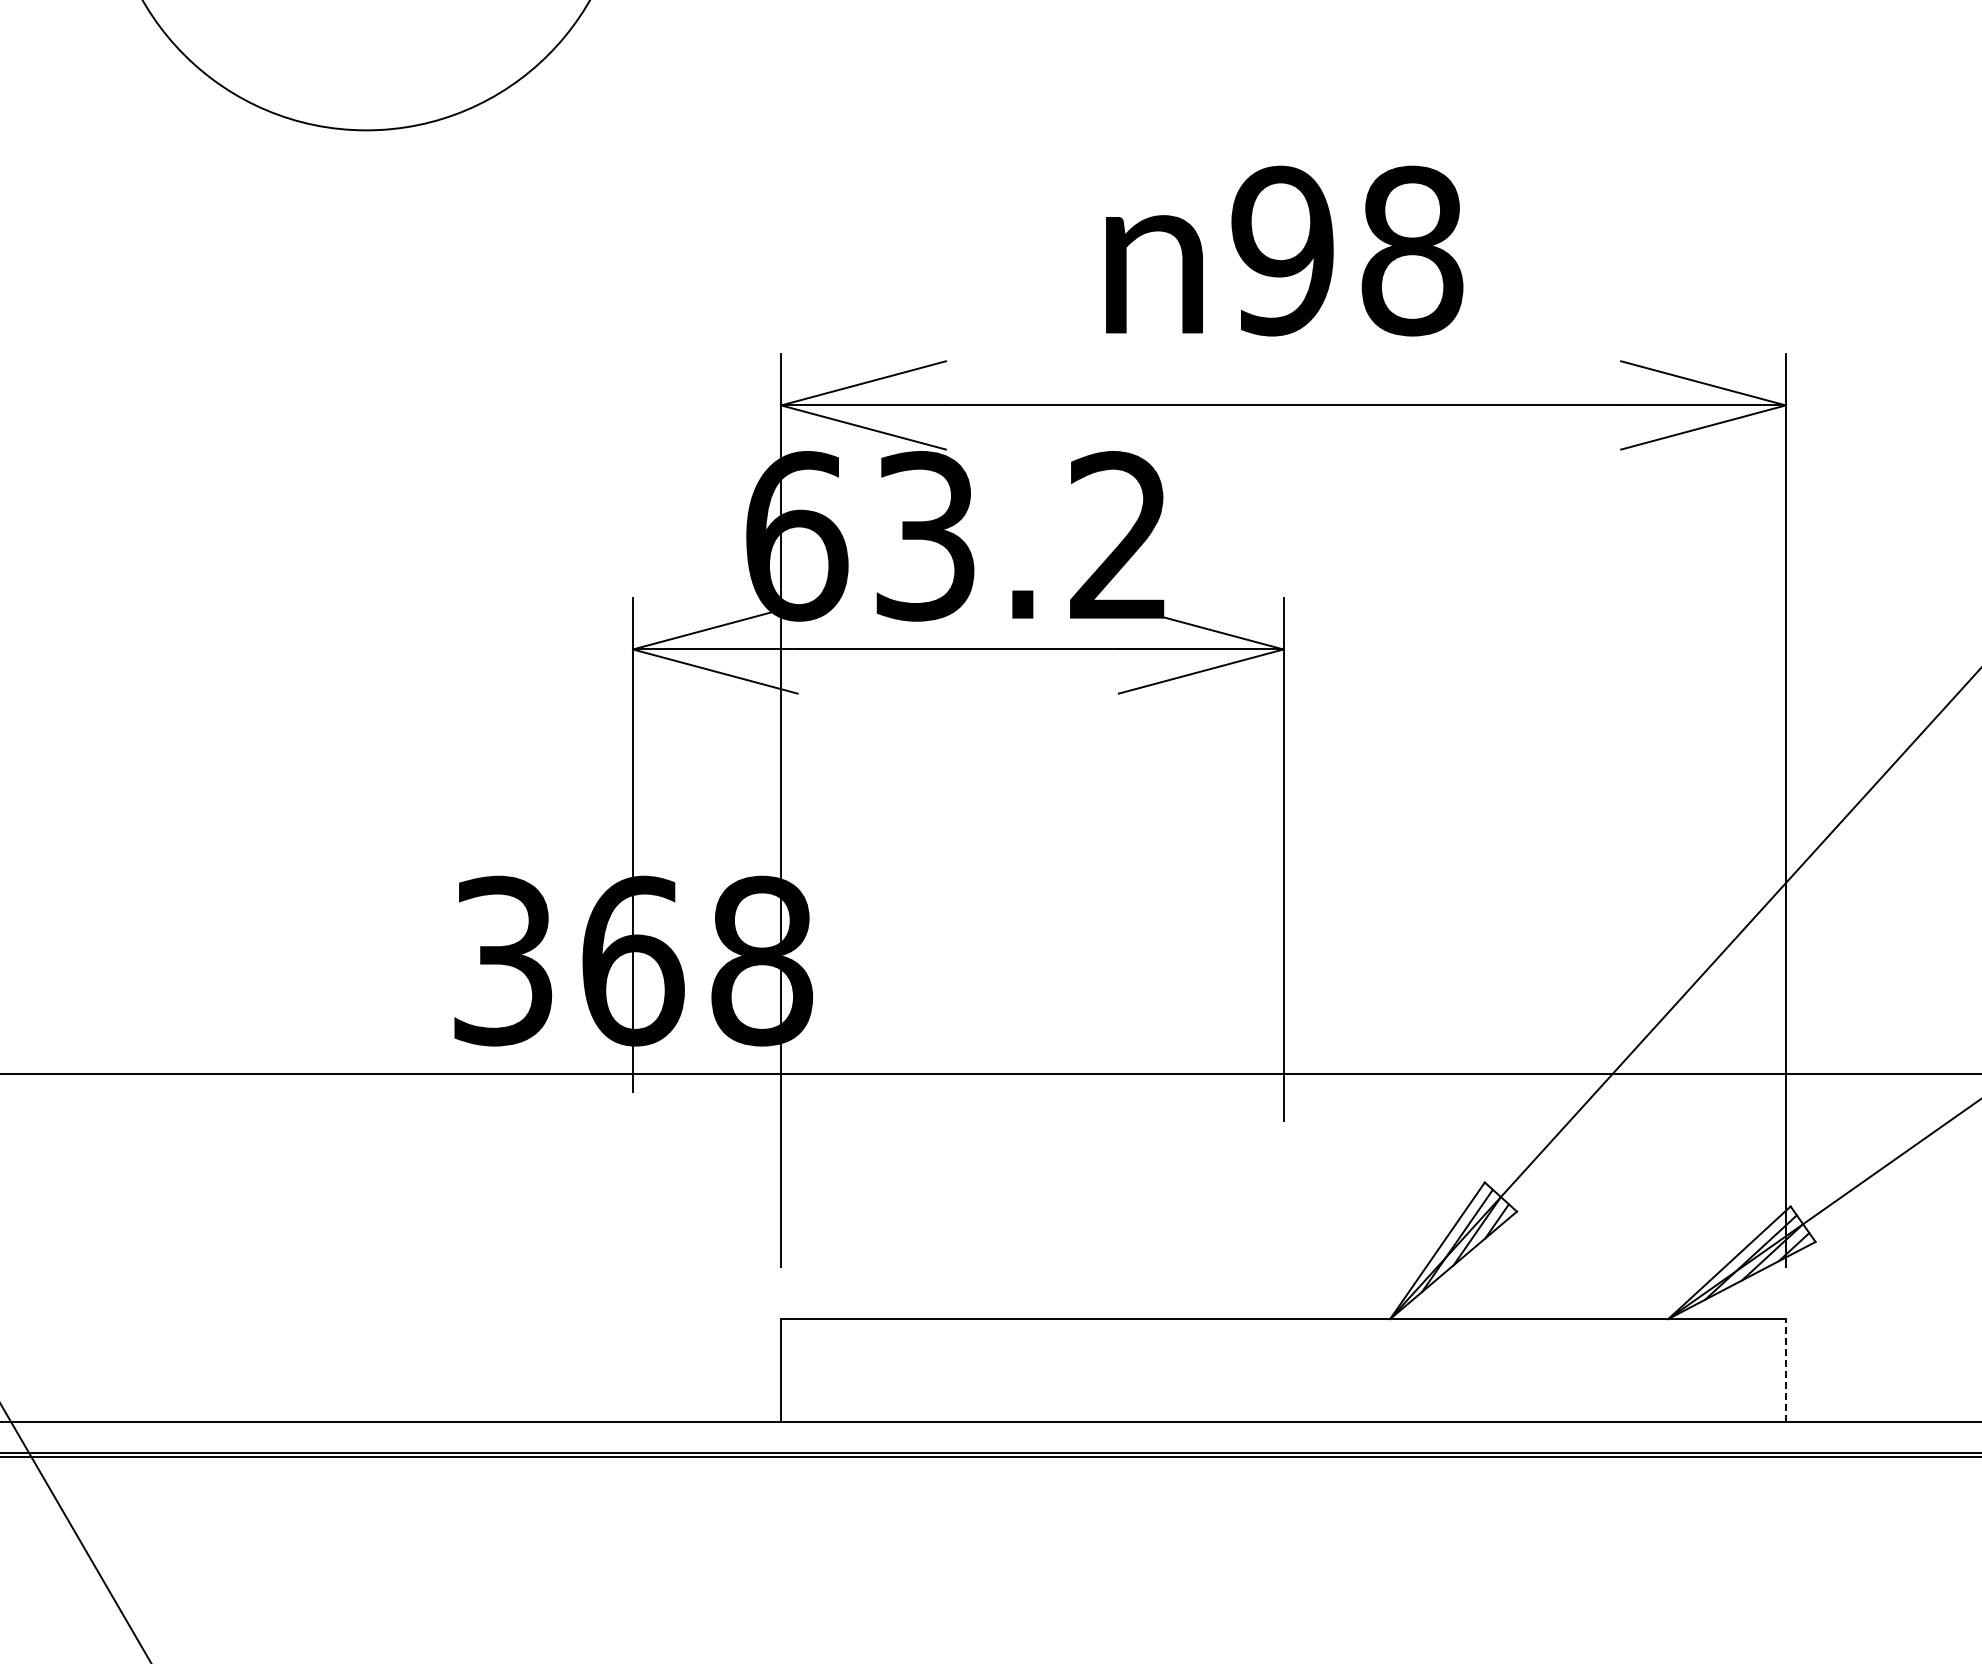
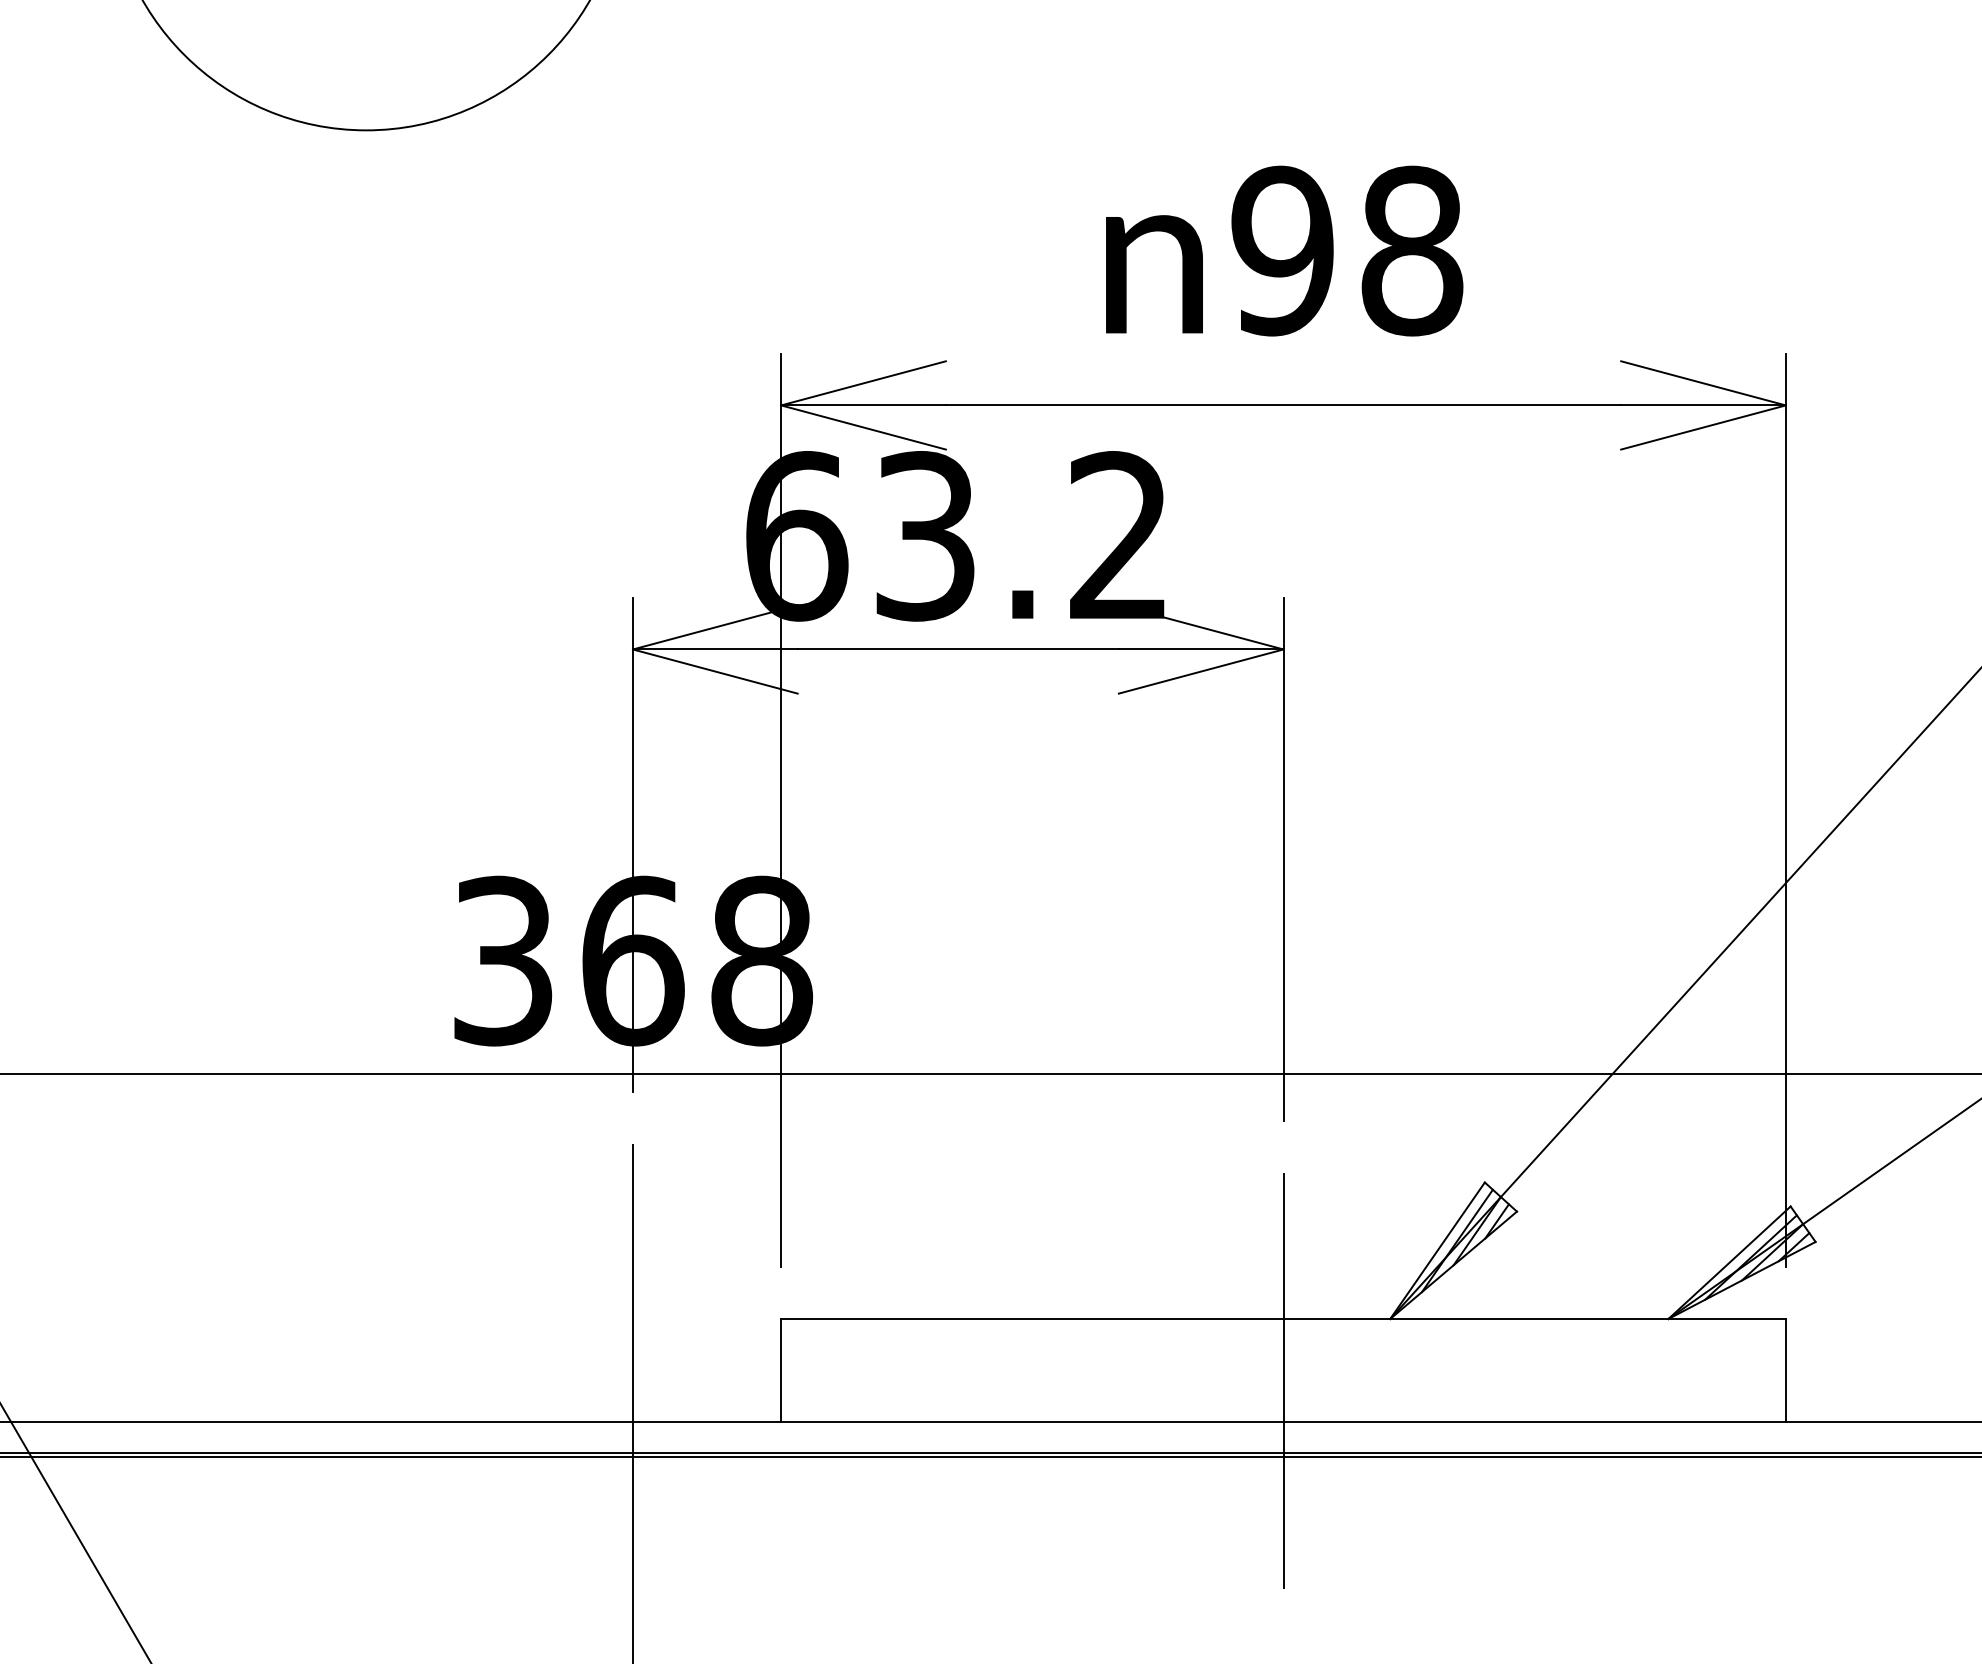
line: dashed -> solid (1785, 1369)
line: none -> present (1283, 1380)
line: none -> present (633, 1401)
